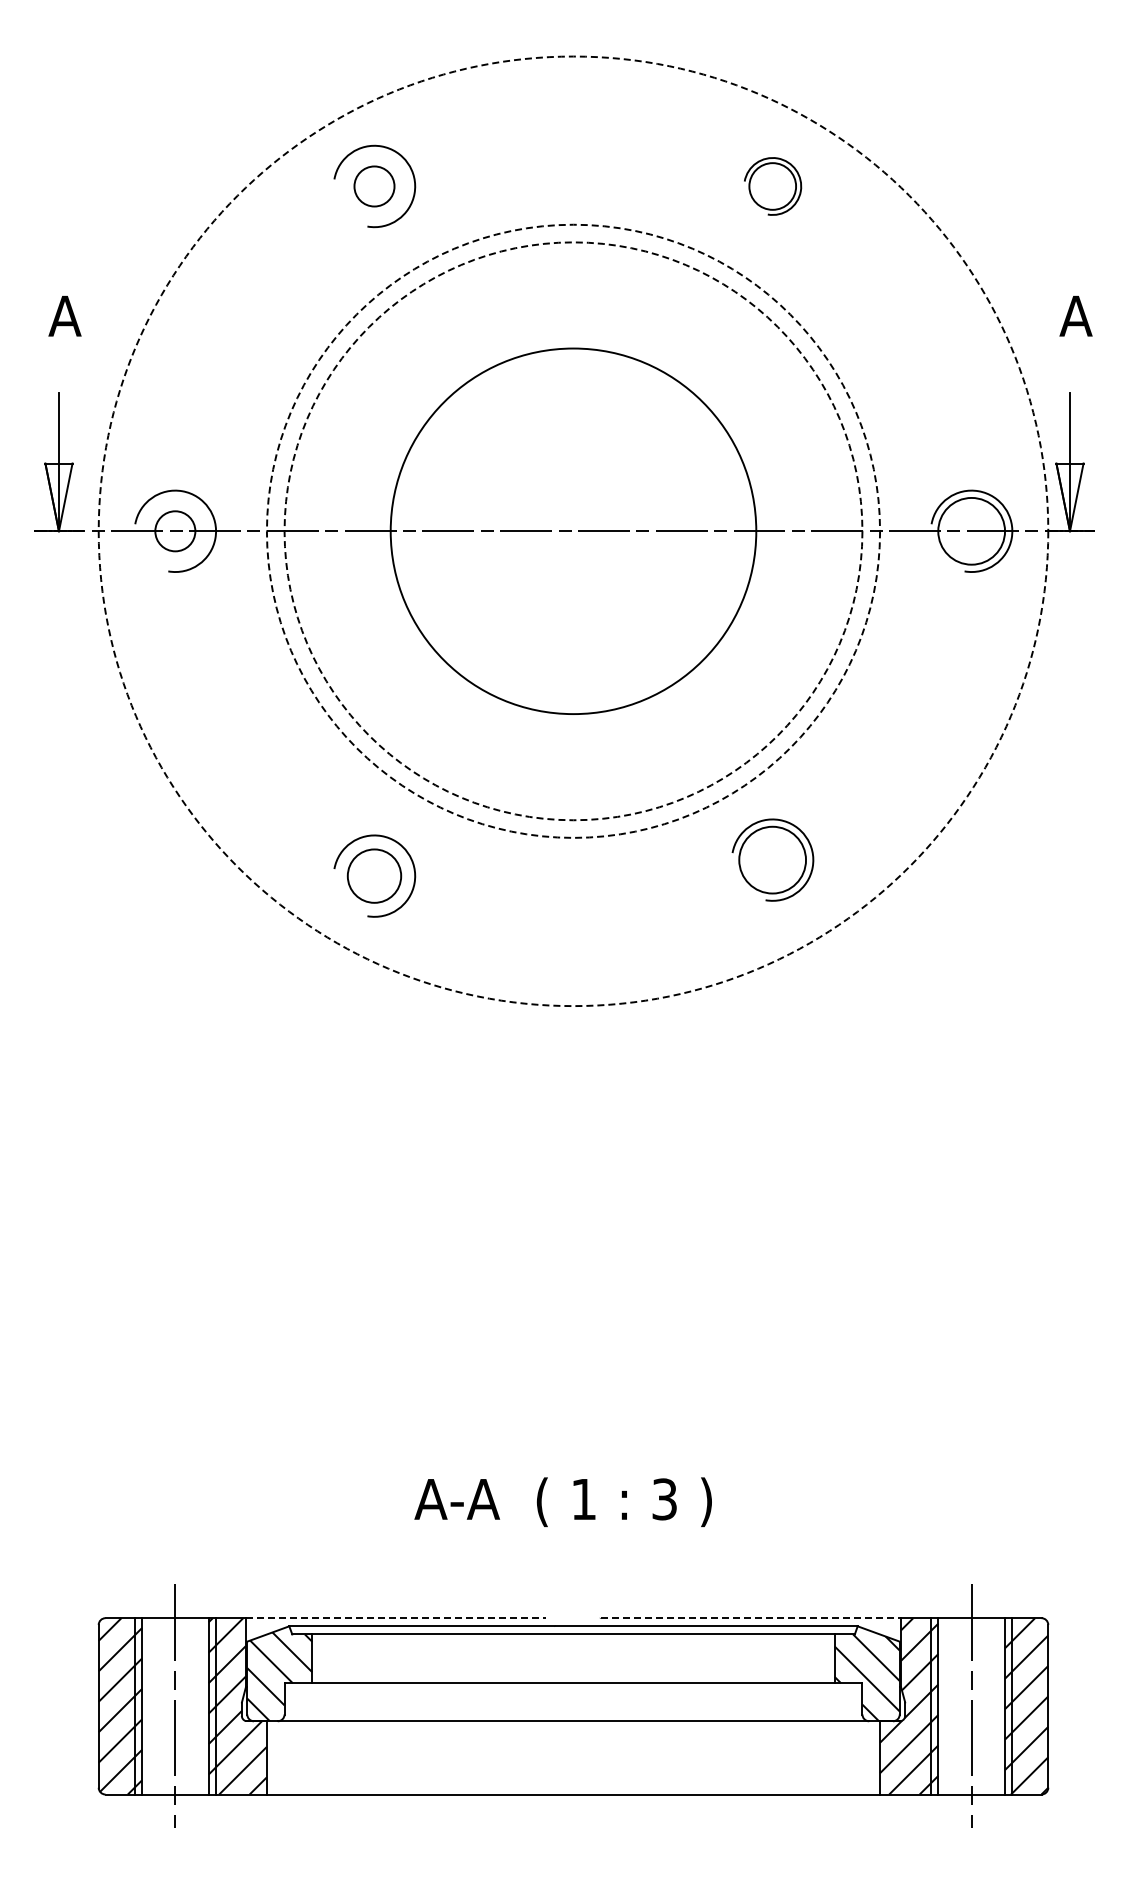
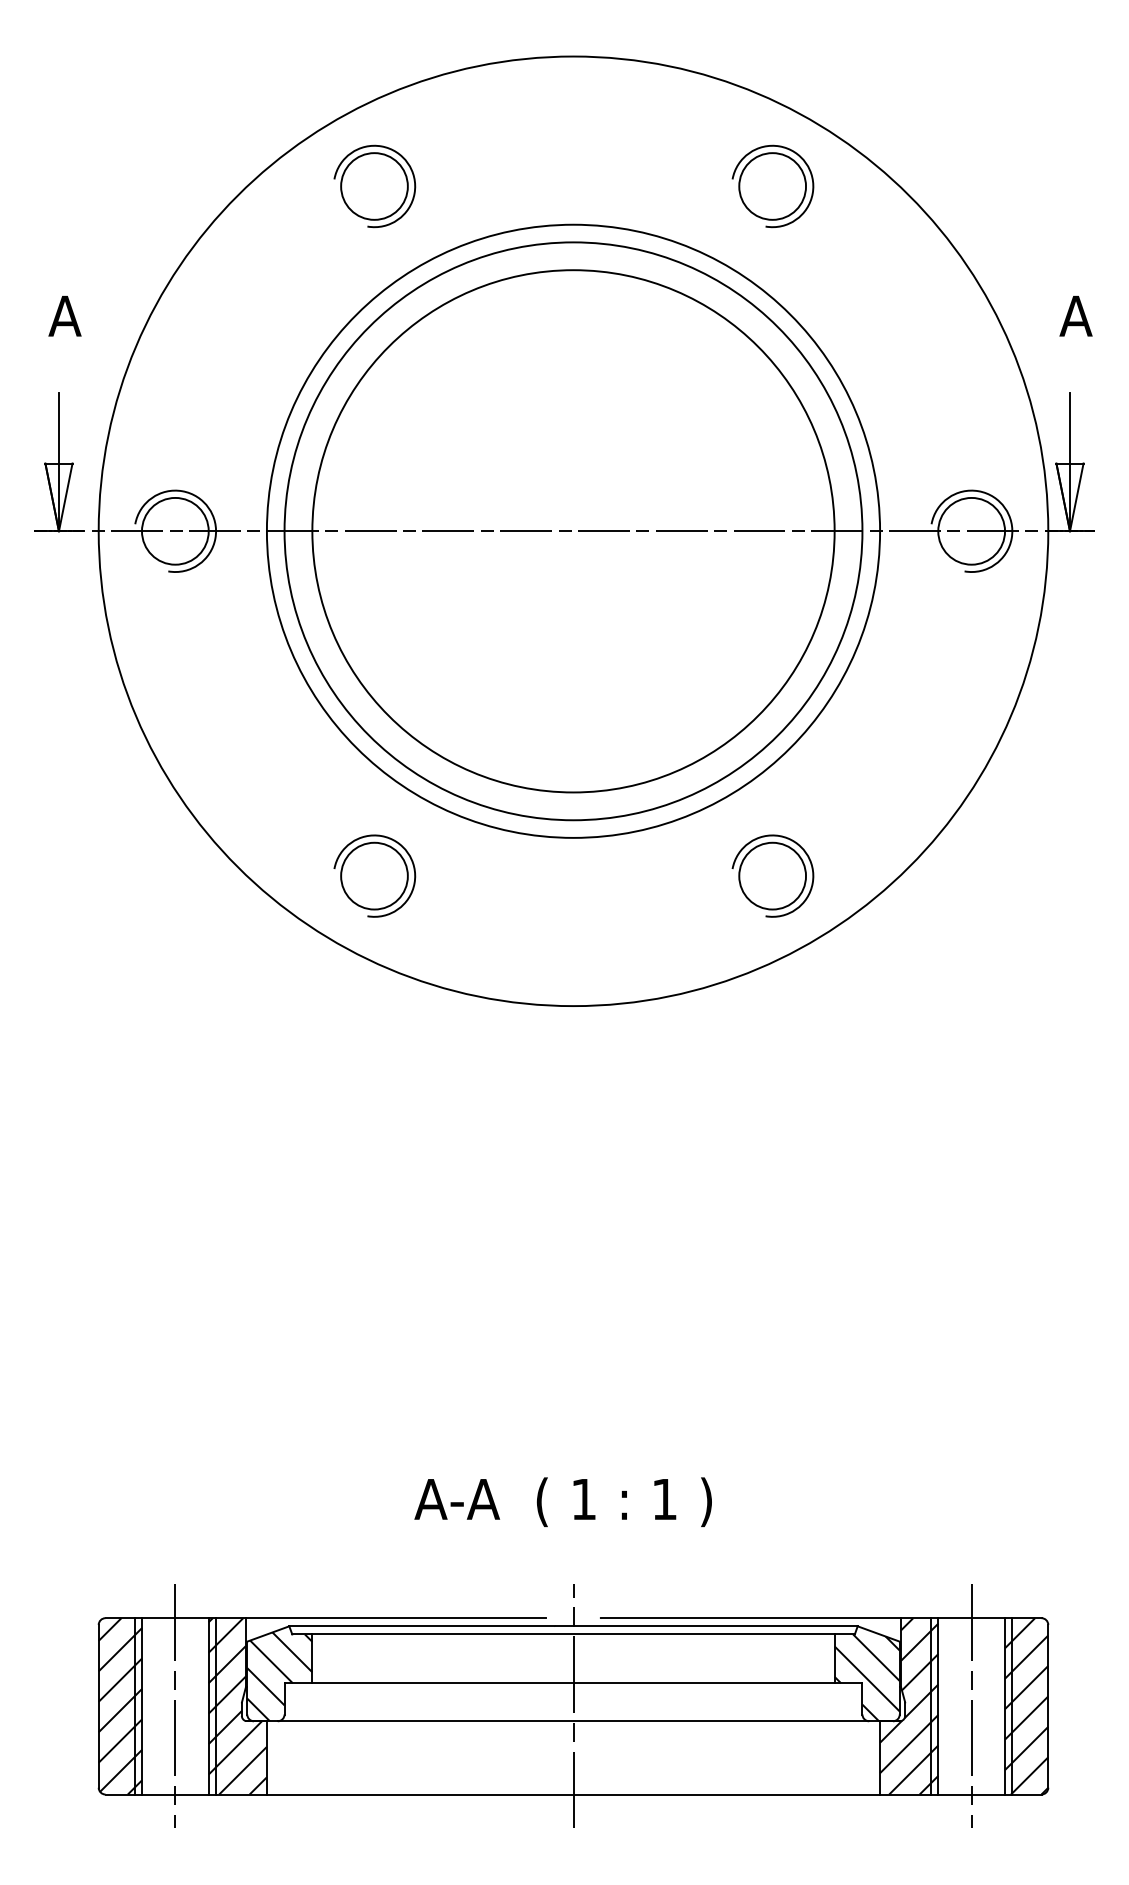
circle diameter: 40 px -> 67 px (374, 186)
part size: 59x59 px -> 84x85 px (772, 186)
circle: dashed -> solid (573, 530)
circle diameter: 40 px -> 67 px (175, 530)
circle diameter: 366 px -> 522 px (573, 531)
circle: dashed -> solid (573, 531)
circle: dashed -> solid (573, 531)
part position: (772, 859) -> (772, 875) (772, 875)
circle diameter: 53 px -> 67 px (374, 875)
text: 3 -> 1 (664, 1499)
line: dashed -> solid (396, 1618)
line: dashed -> solid (751, 1618)
line: none -> present (573, 1706)
